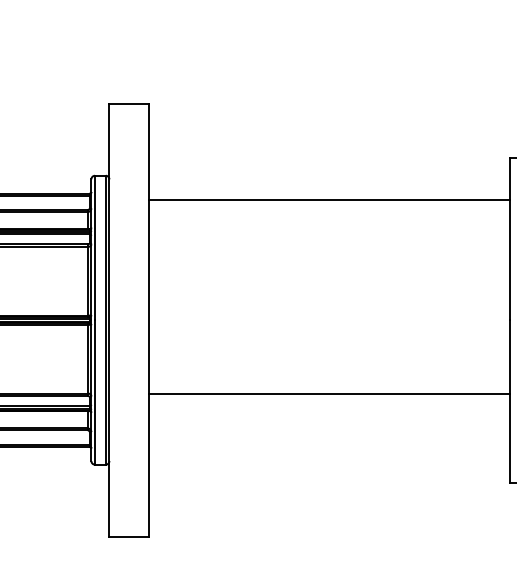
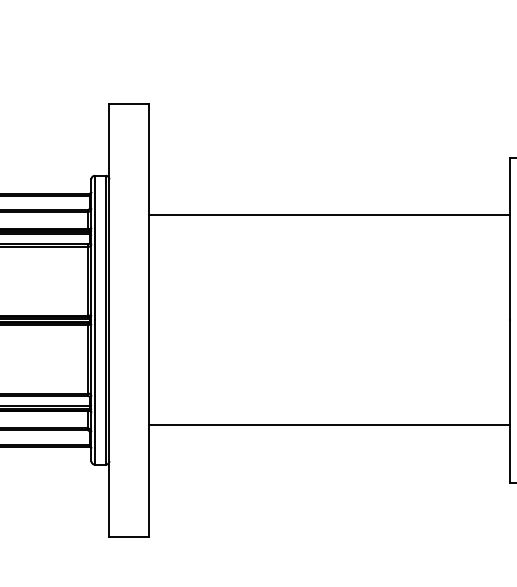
line position: (329, 200) -> (329, 215) (329, 215)
line position: (329, 393) -> (329, 424) (329, 424)
